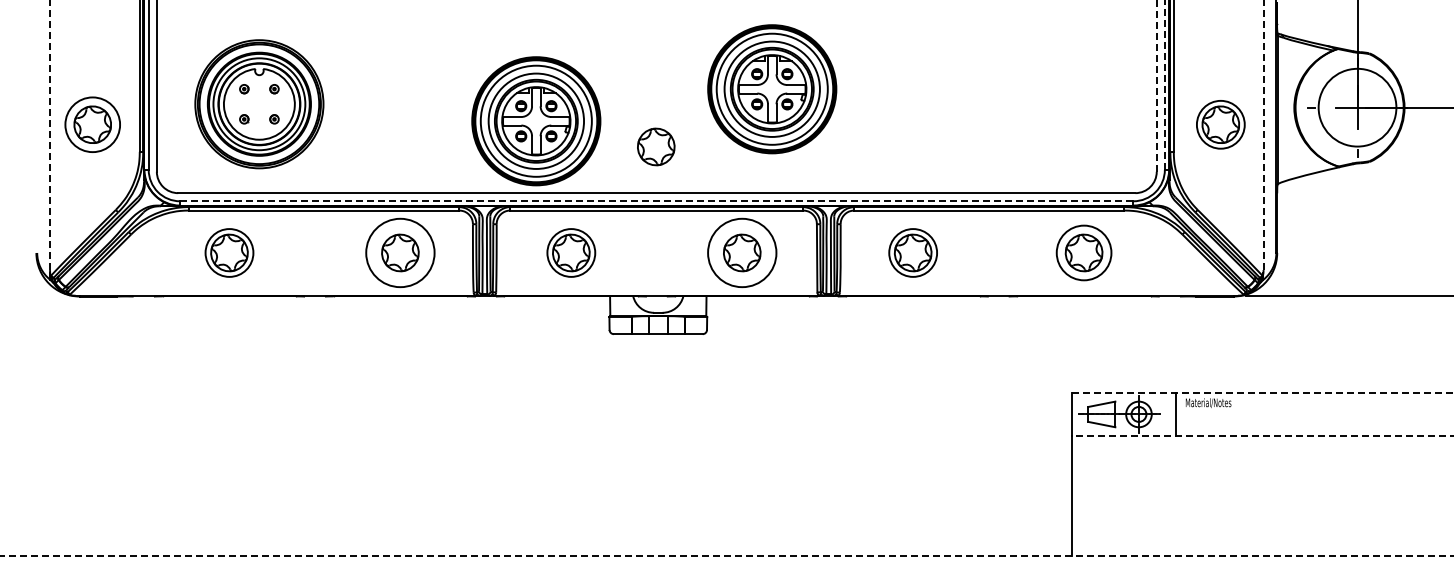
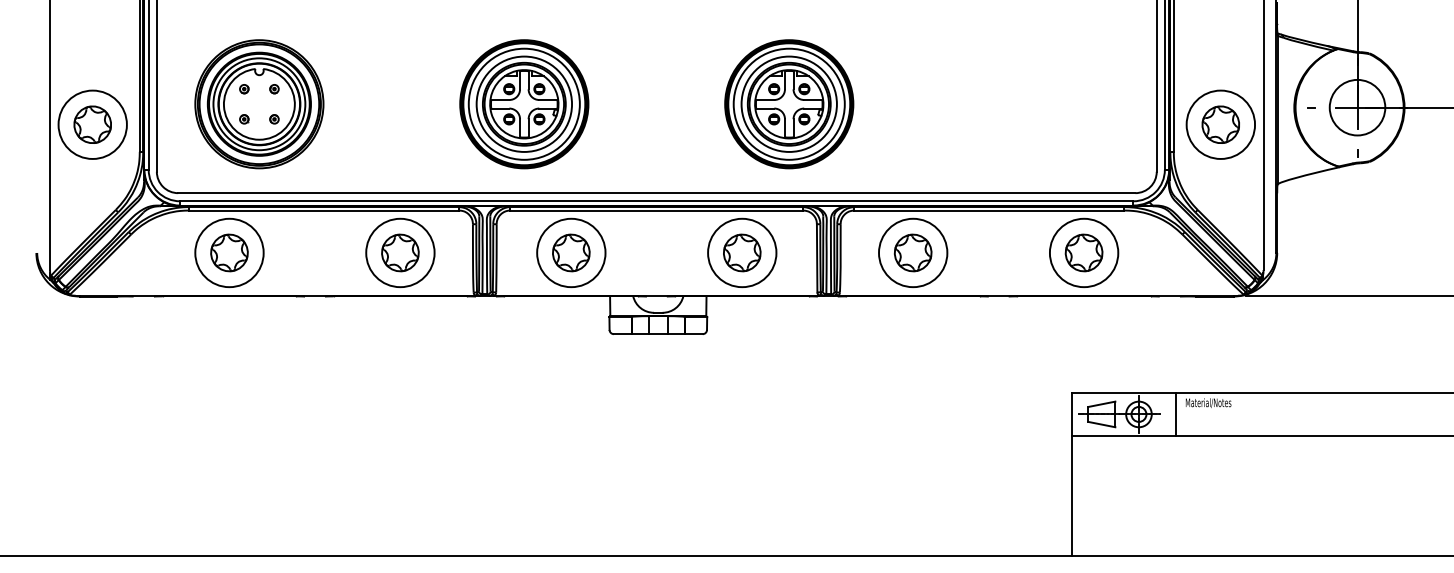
line: dashed -> solid (1164, 84)
line: dashed -> solid (1156, 85)
part position: (772, 89) -> (789, 104) (789, 104)
circle diameter: 78 px -> 56 px (1357, 107)
part position: (536, 121) -> (524, 104) (524, 104)
circle diameter: 55 px -> 68 px (92, 124)
circle diameter: 48 px -> 68 px (1220, 124)
line: dashed -> solid (50, 135)
line: dashed -> solid (1263, 135)
part: present -> none (656, 146)
line: dashed -> solid (656, 201)
circle diameter: 48 px -> 68 px (229, 252)
circle diameter: 48 px -> 68 px (571, 252)
circle diameter: 48 px -> 68 px (913, 252)
circle diameter: 55 px -> 68 px (1083, 252)
line: dashed -> solid (1263, 393)
line: dashed -> solid (1262, 436)
line: dashed -> solid (726, 555)
